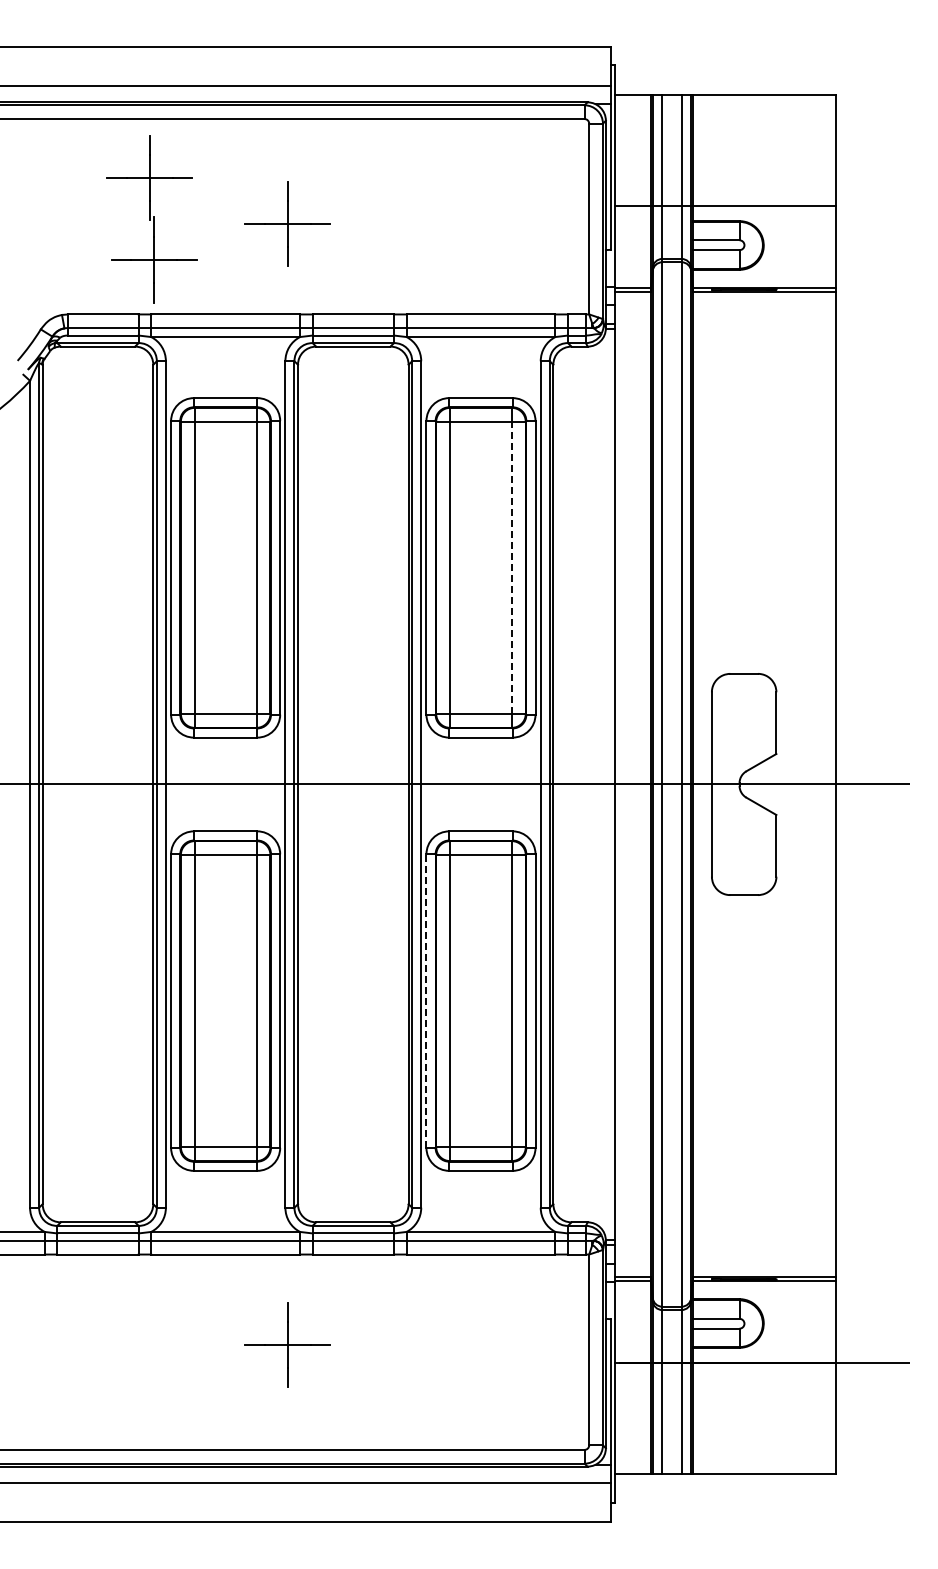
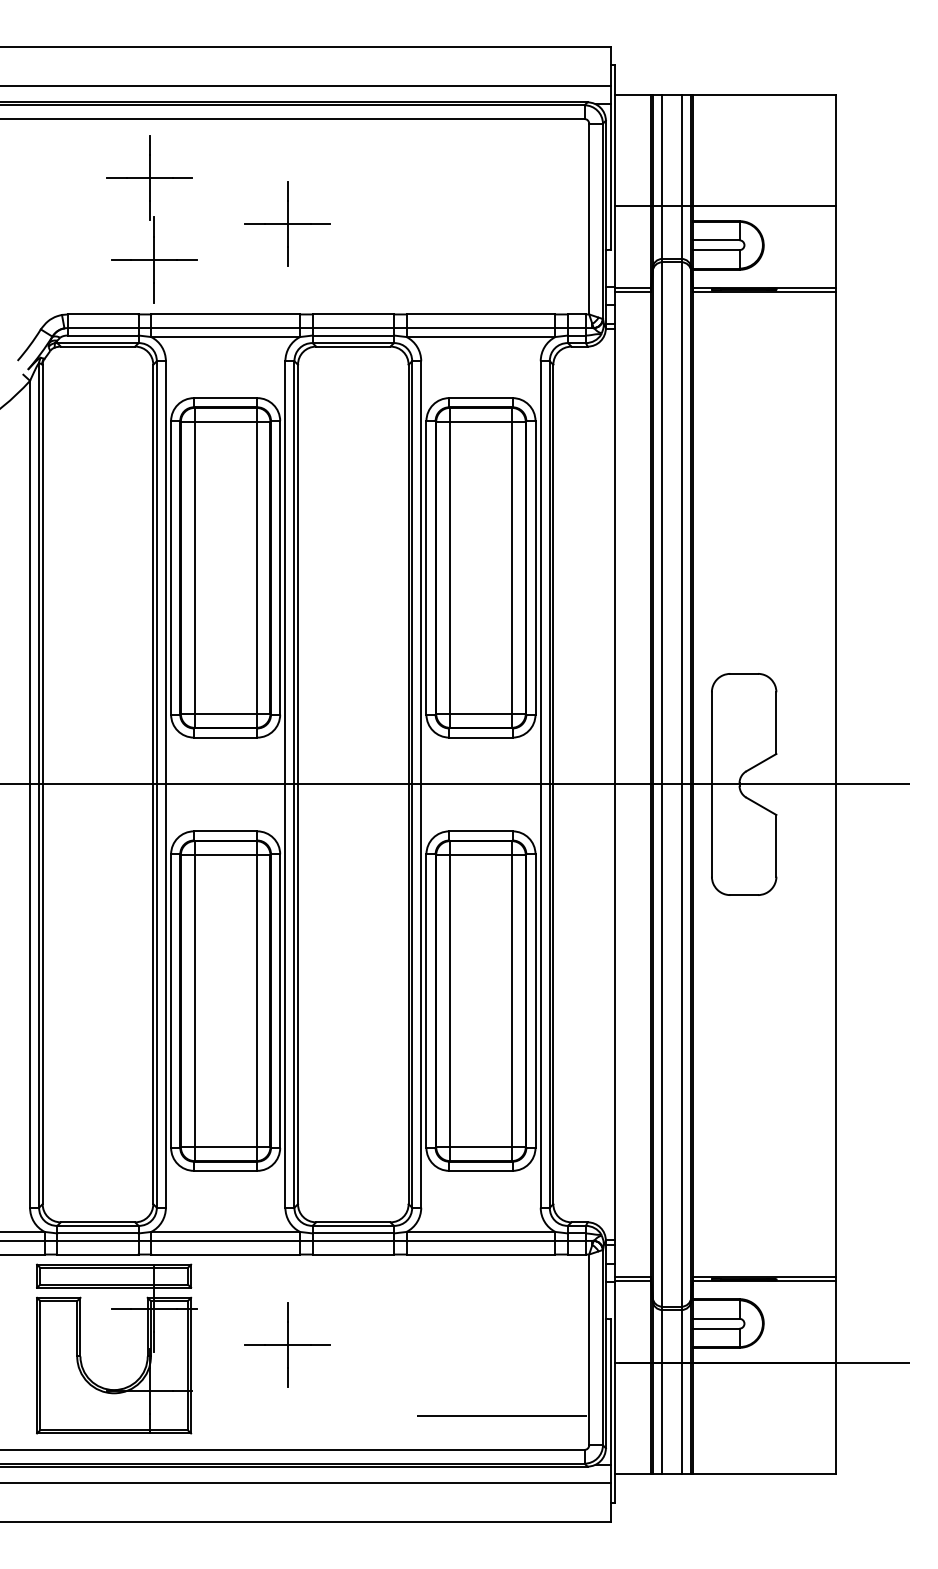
line: dashed -> solid (511, 567)
line: dashed -> solid (426, 1001)
part: none -> present (147, 1348)
line: none -> present (501, 1416)
